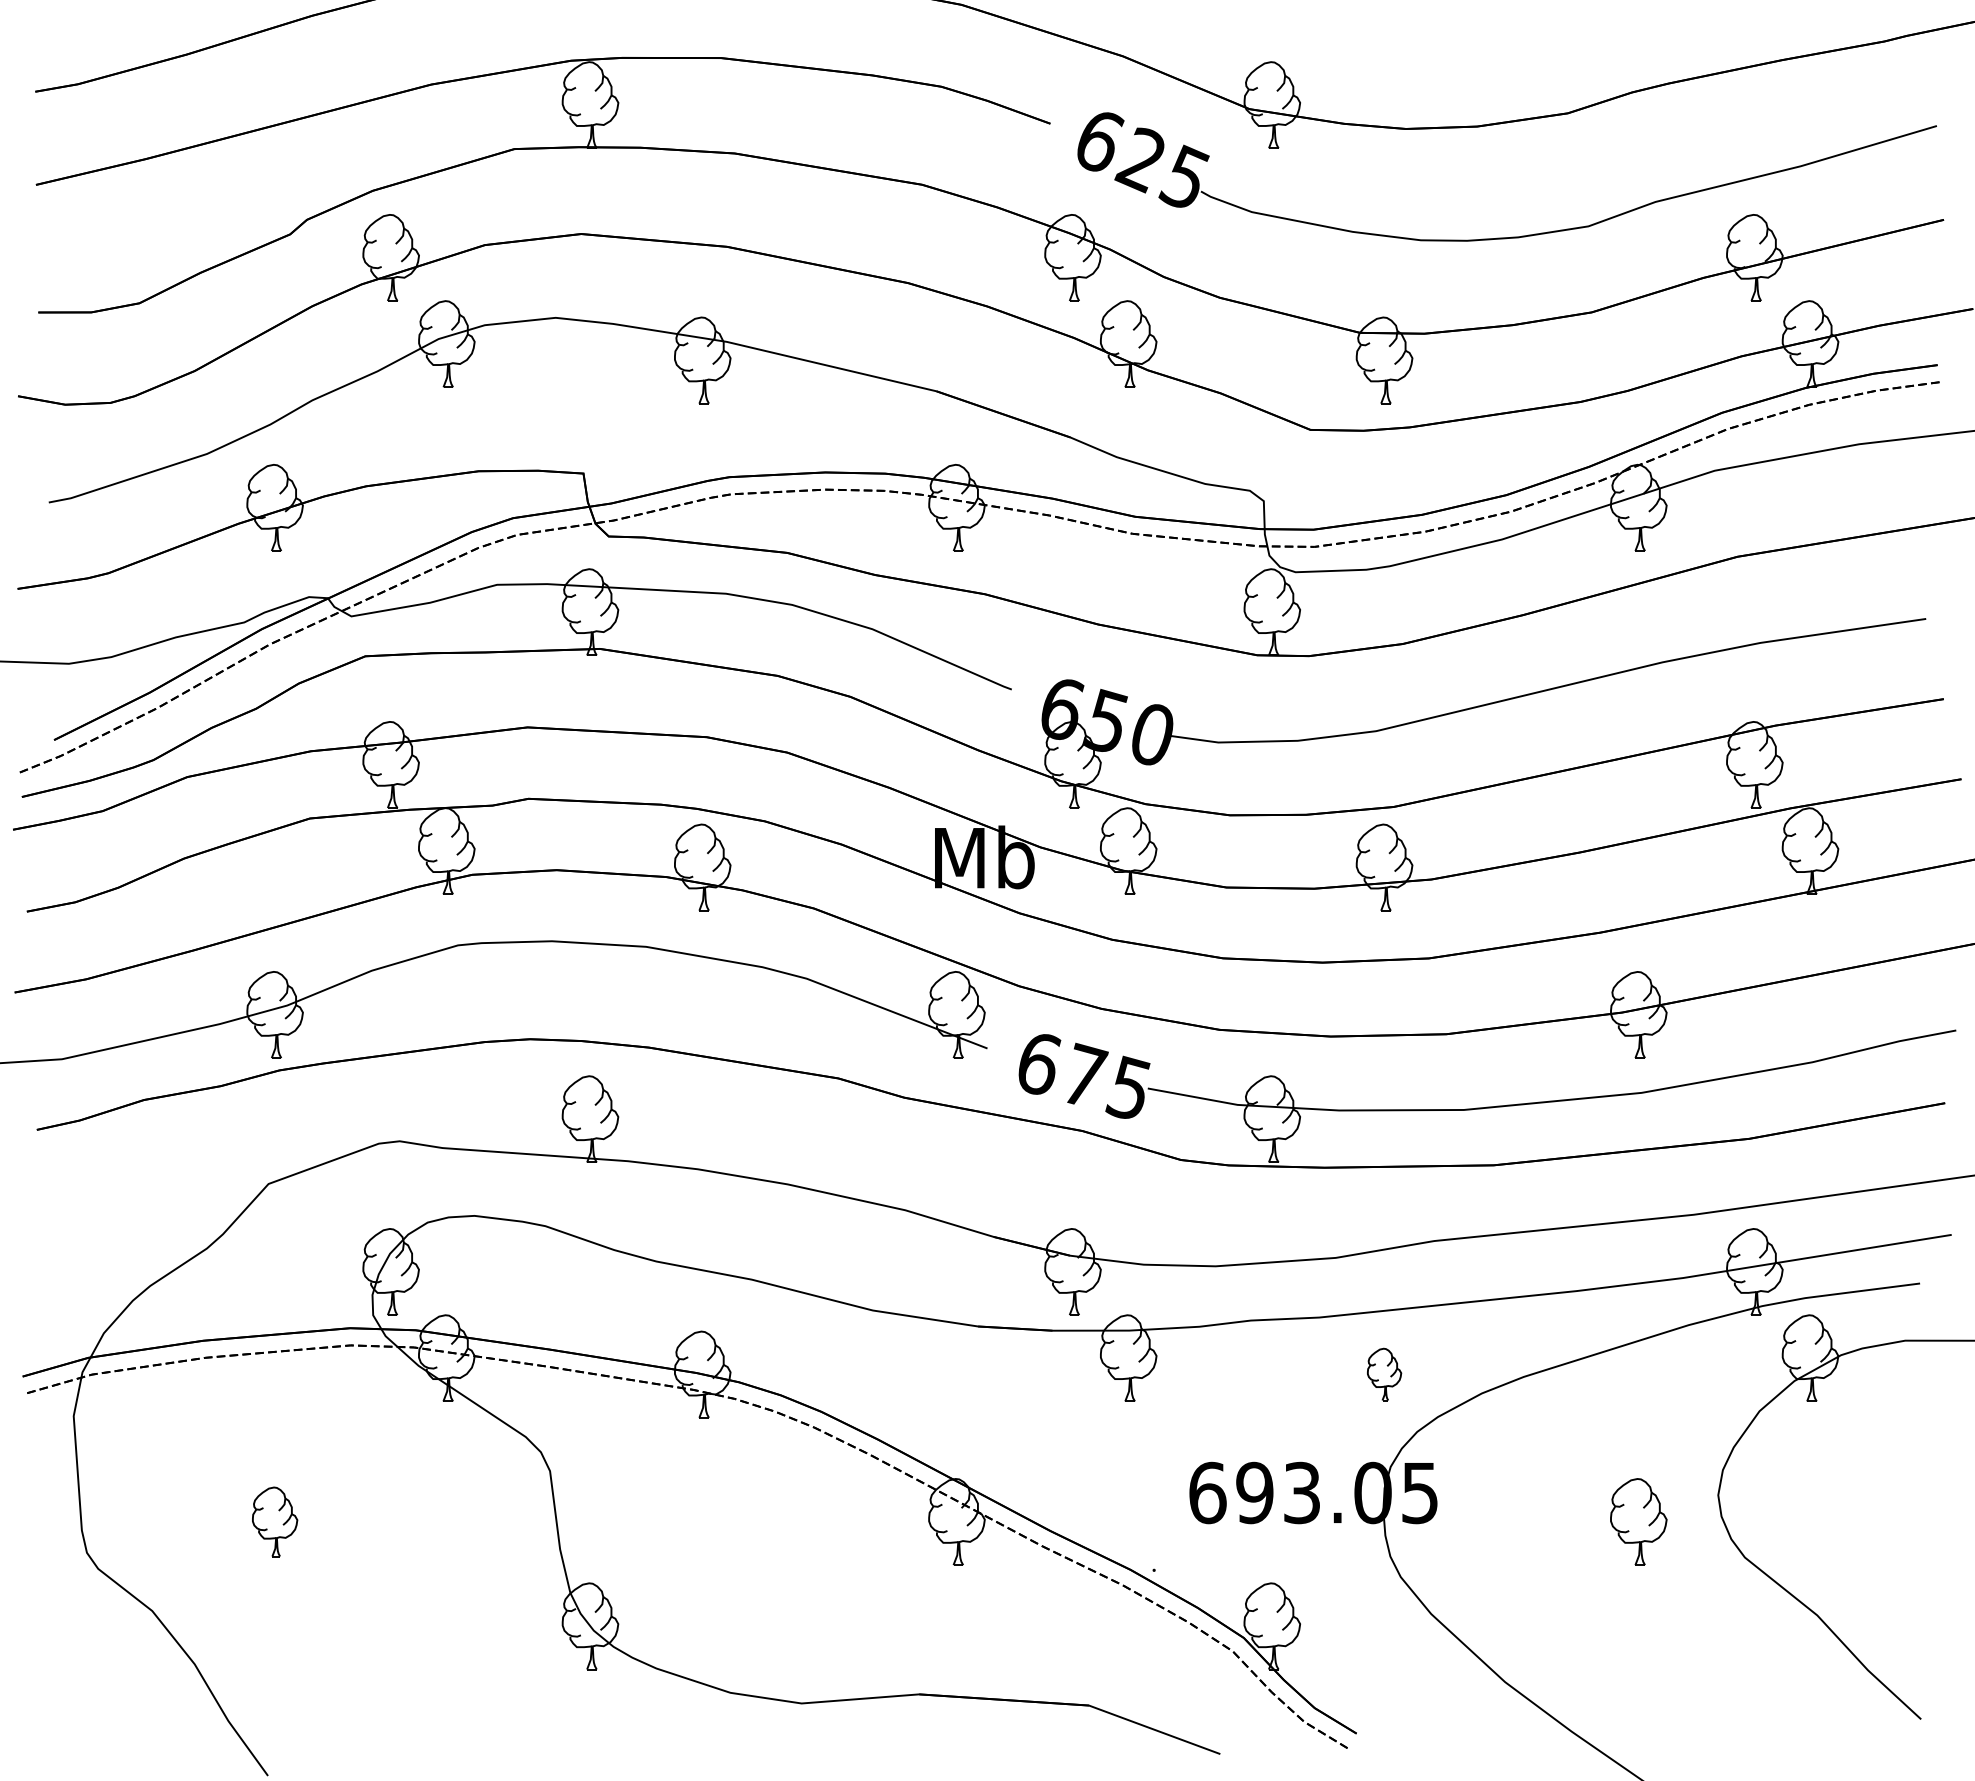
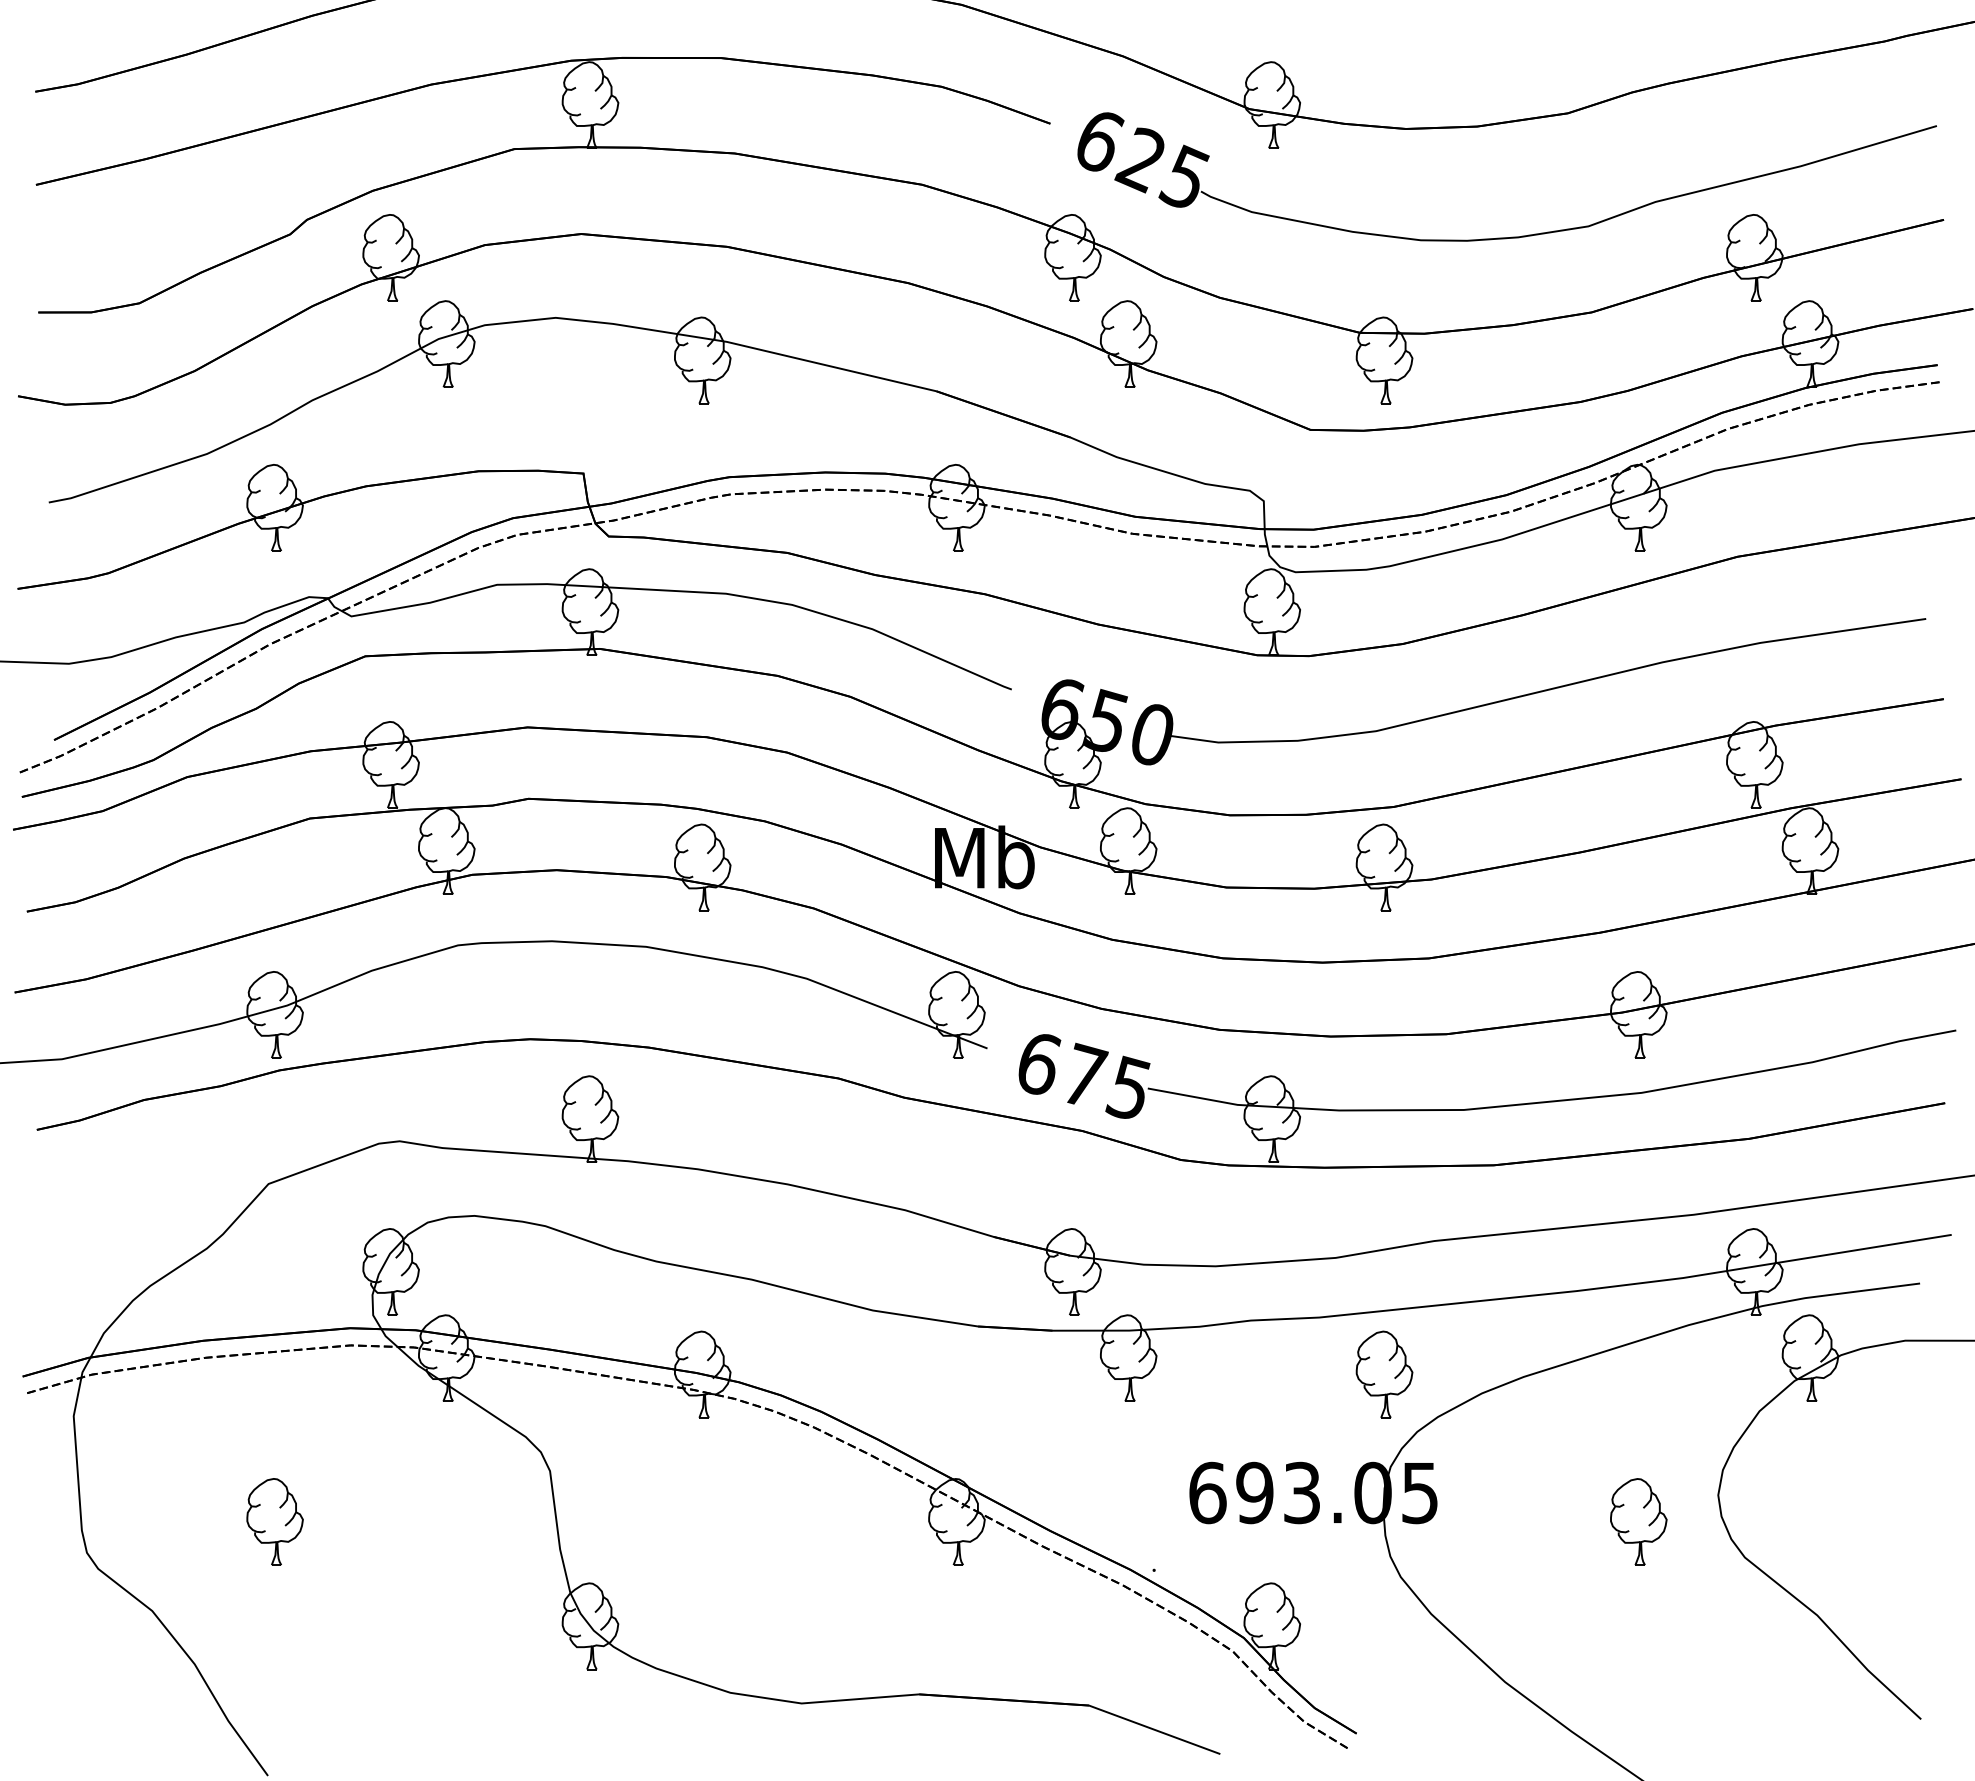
part size: 36x55 px -> 59x89 px (1384, 1374)
part size: 47x72 px -> 58x88 px (274, 1521)
